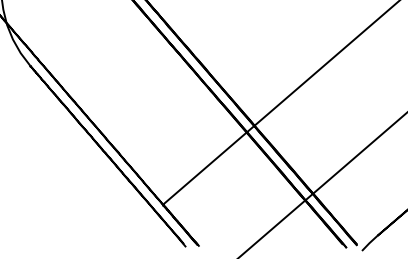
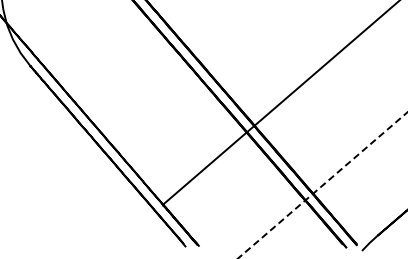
line: solid -> dashed (322, 185)
